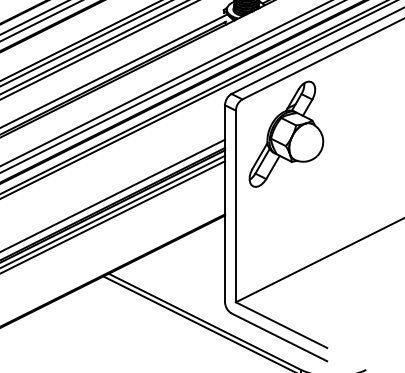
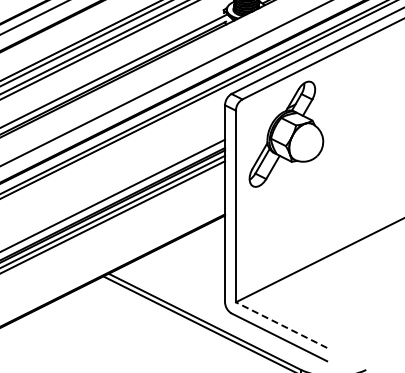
line: present -> none (40, 21)
line: present -> none (171, 86)
line: solid -> dashed (281, 324)
